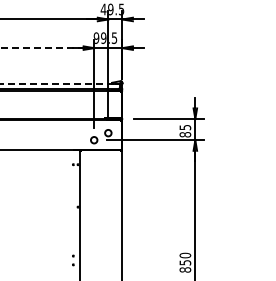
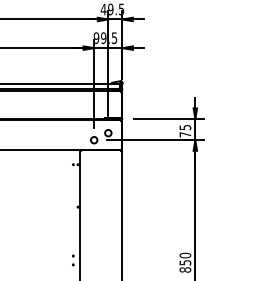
line: dashed -> solid (42, 48)
line: dashed -> solid (60, 83)
text: 85 -> 75 (185, 134)
